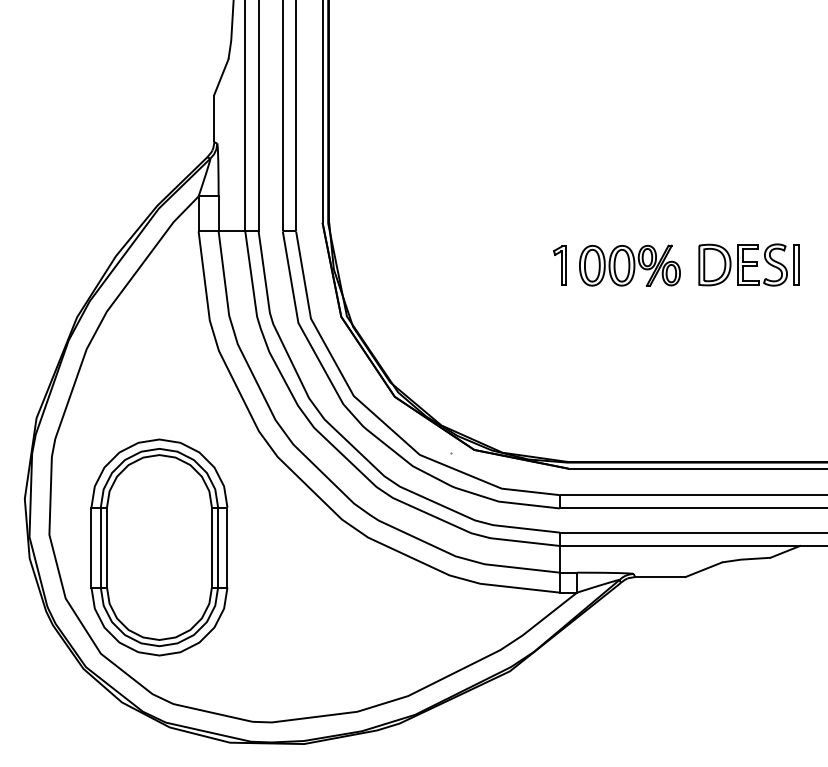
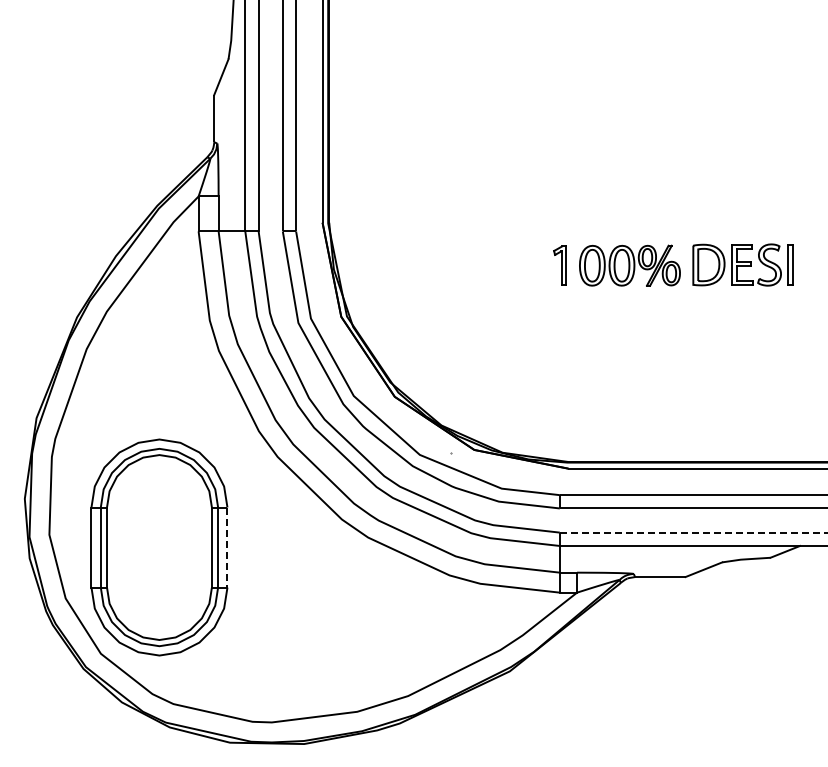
part position: (748, 264) -> (742, 264) (742, 264)
line: solid -> dashed (693, 532)
line: solid -> dashed (227, 548)
